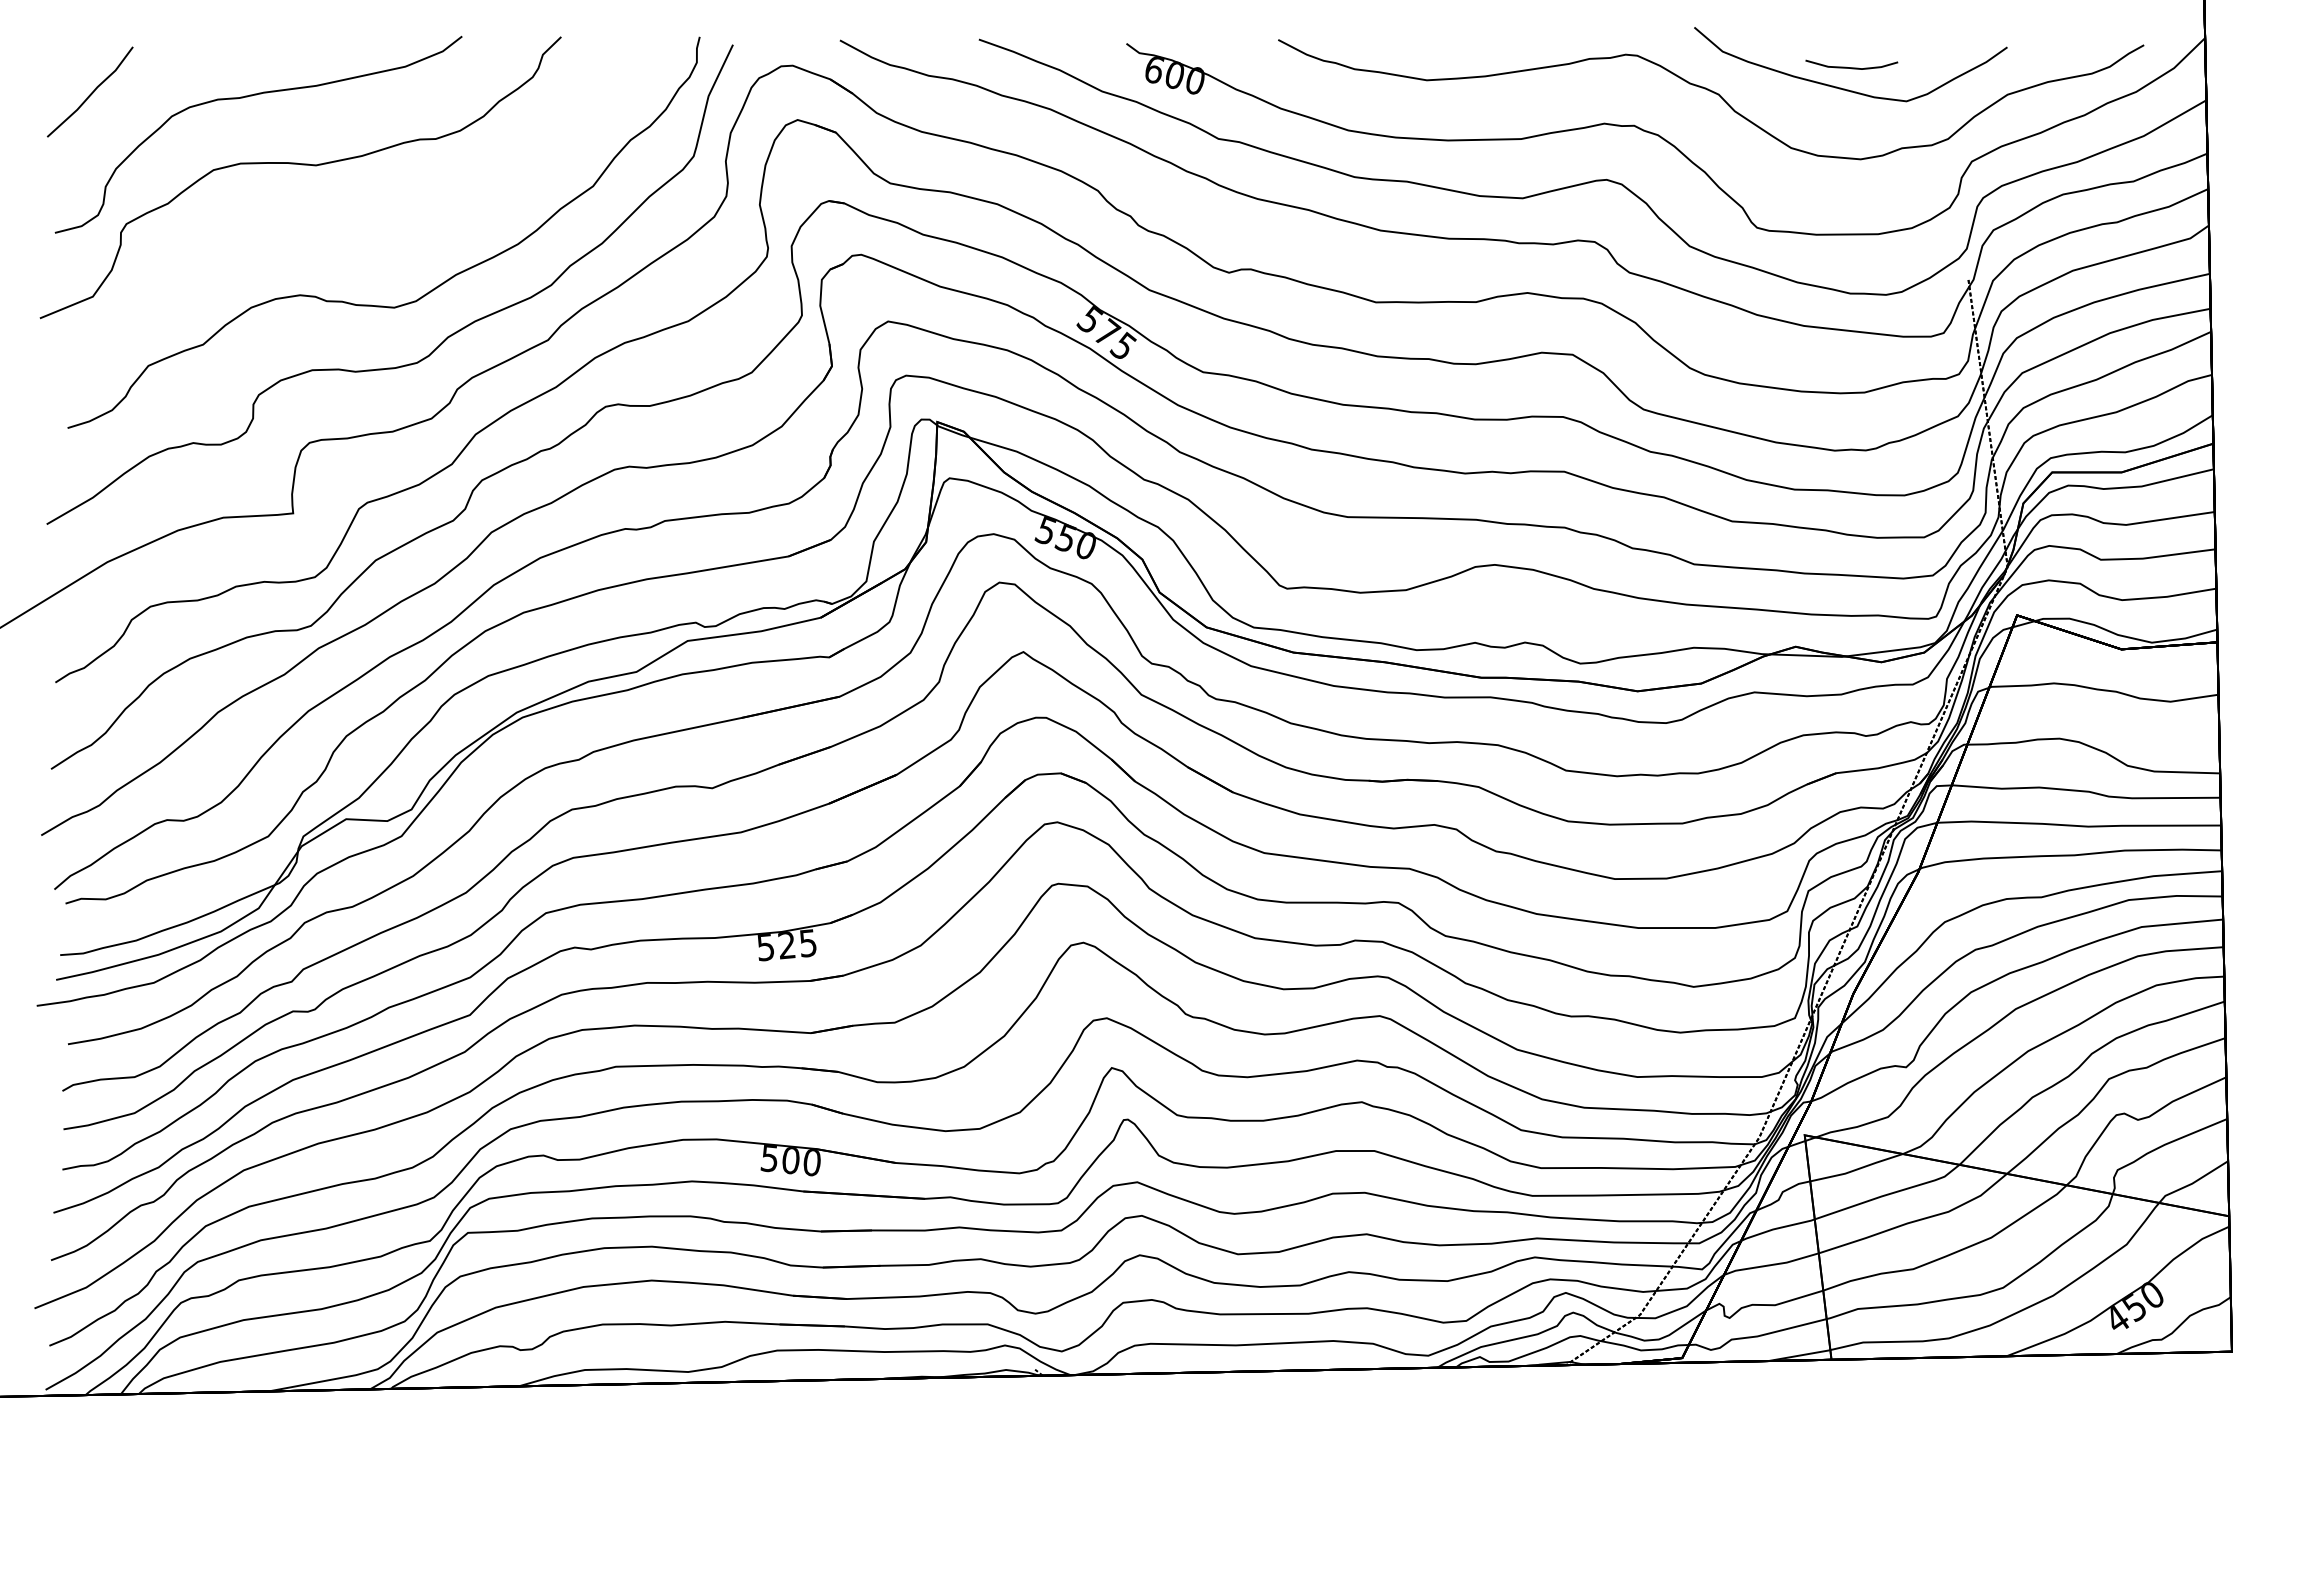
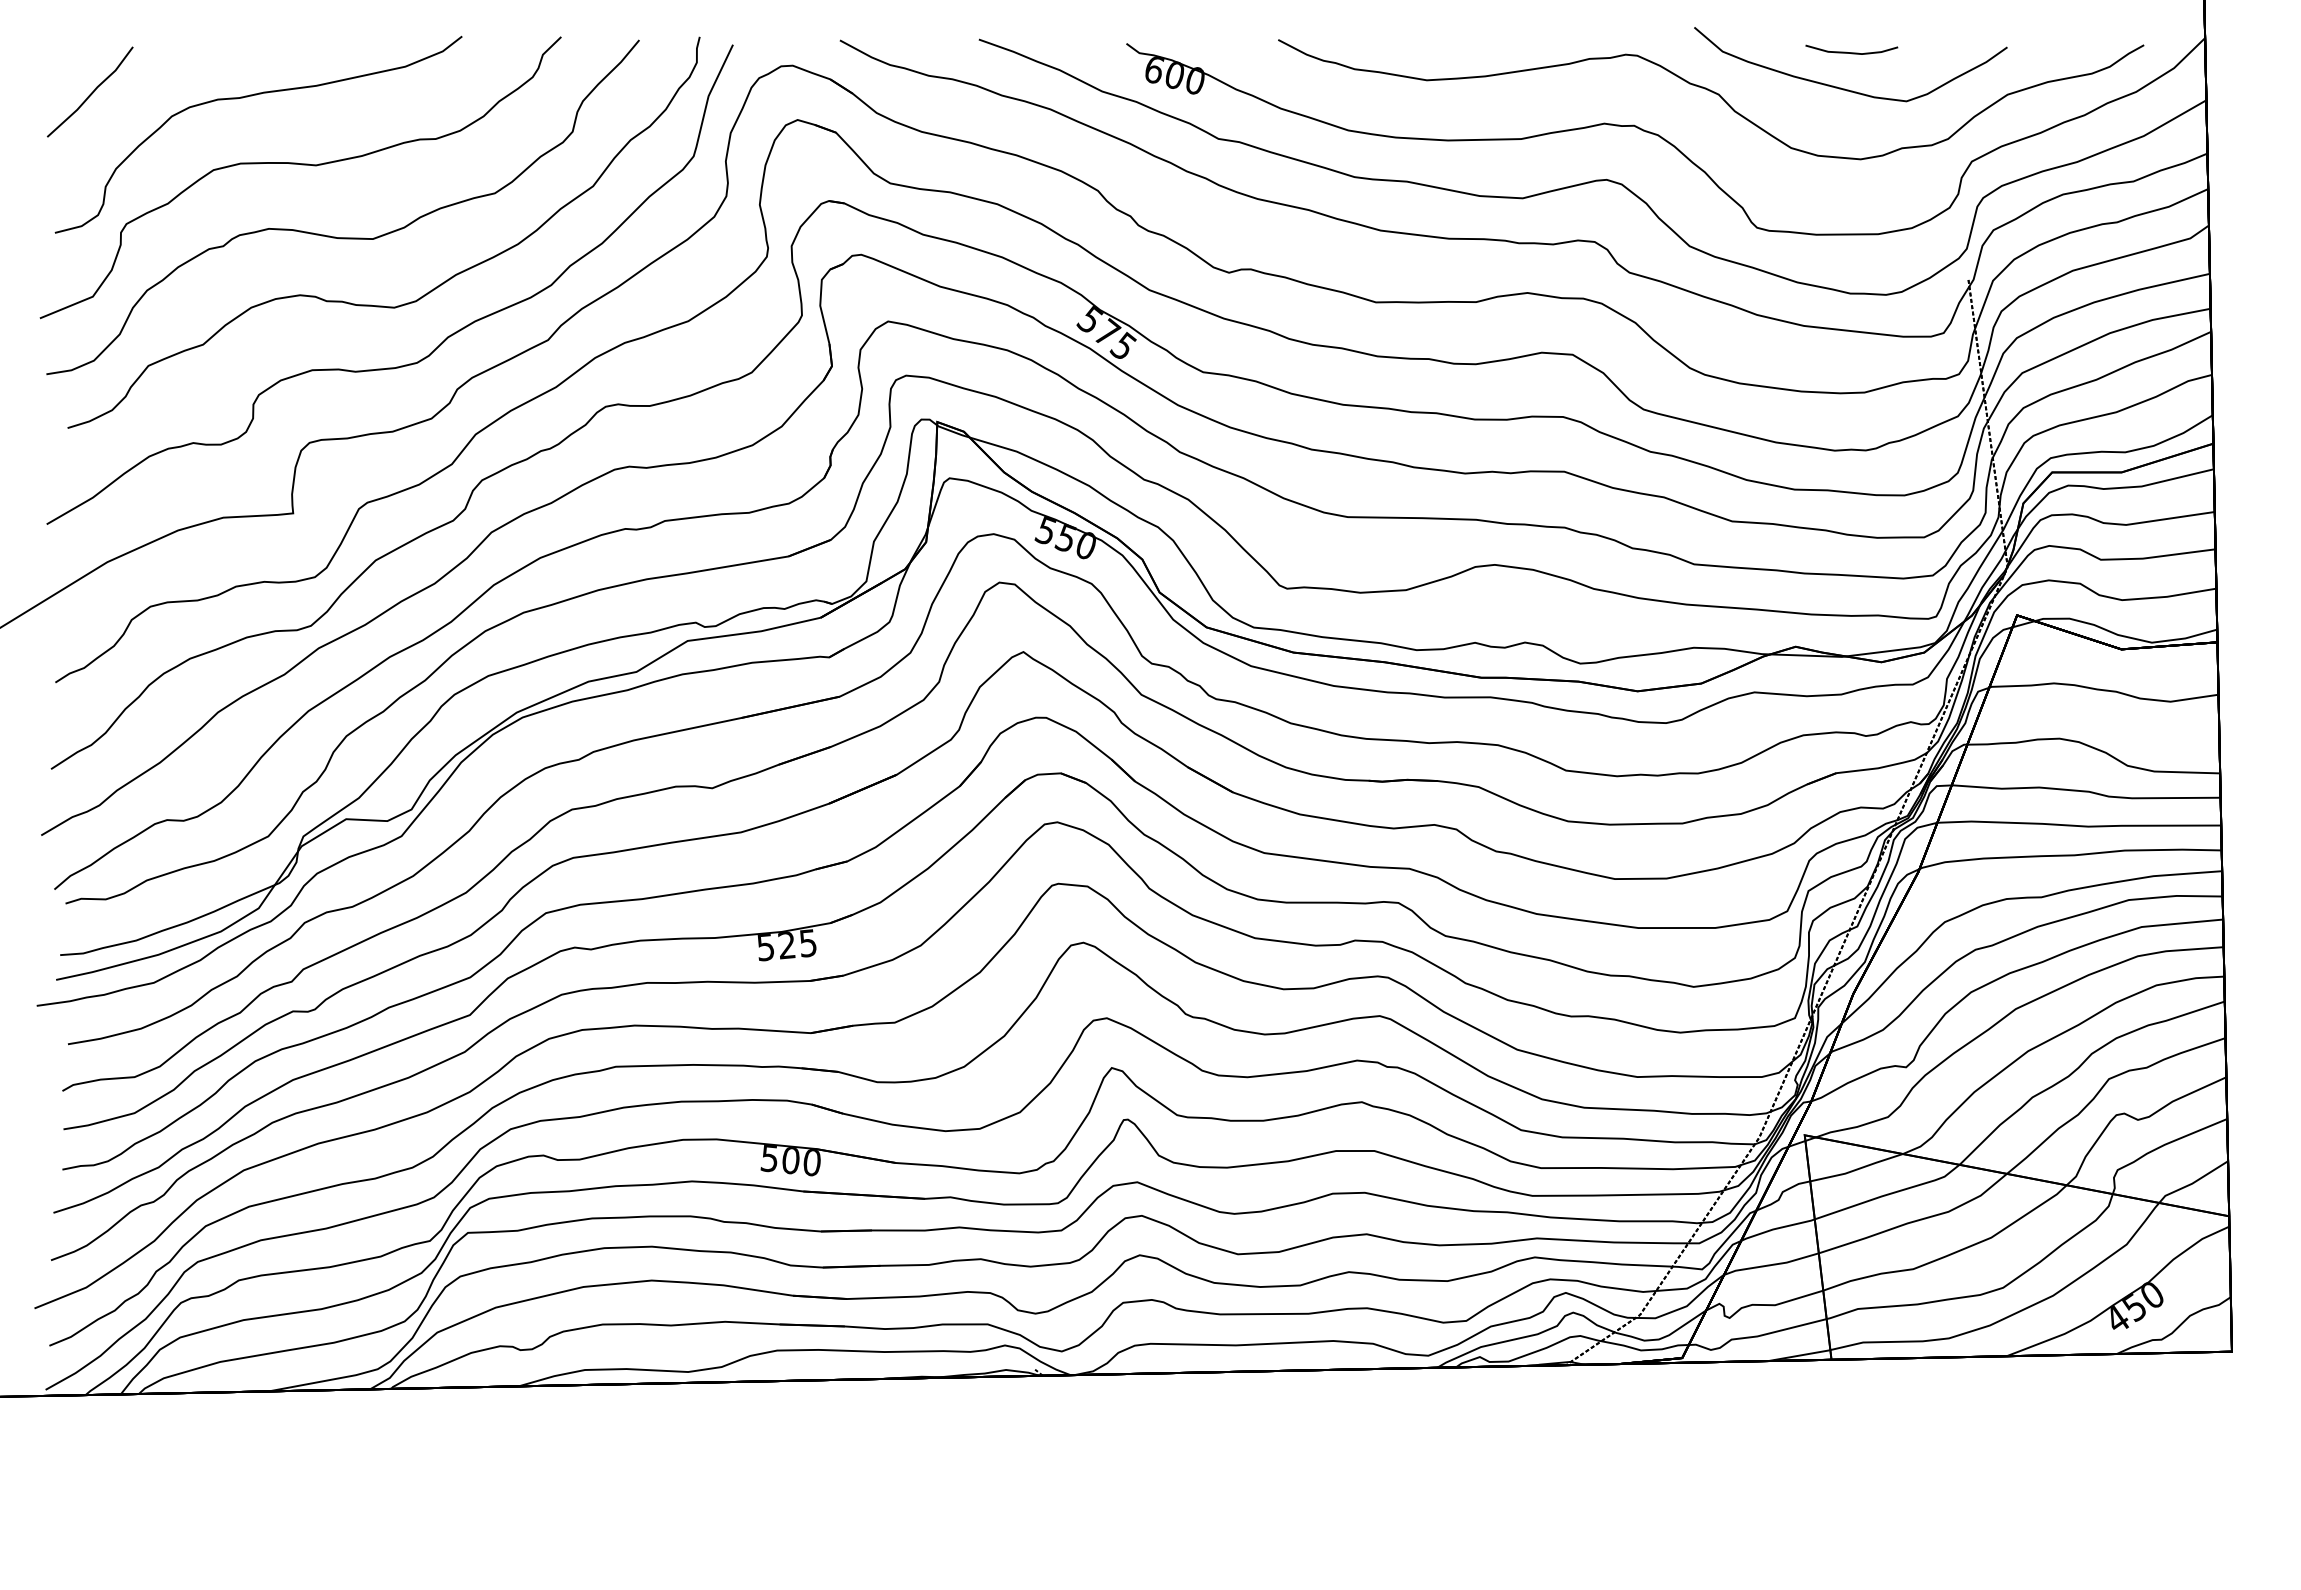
curve position: (1851, 67) -> (1851, 52) (1851, 52)
curve: none -> present (335, 236)
